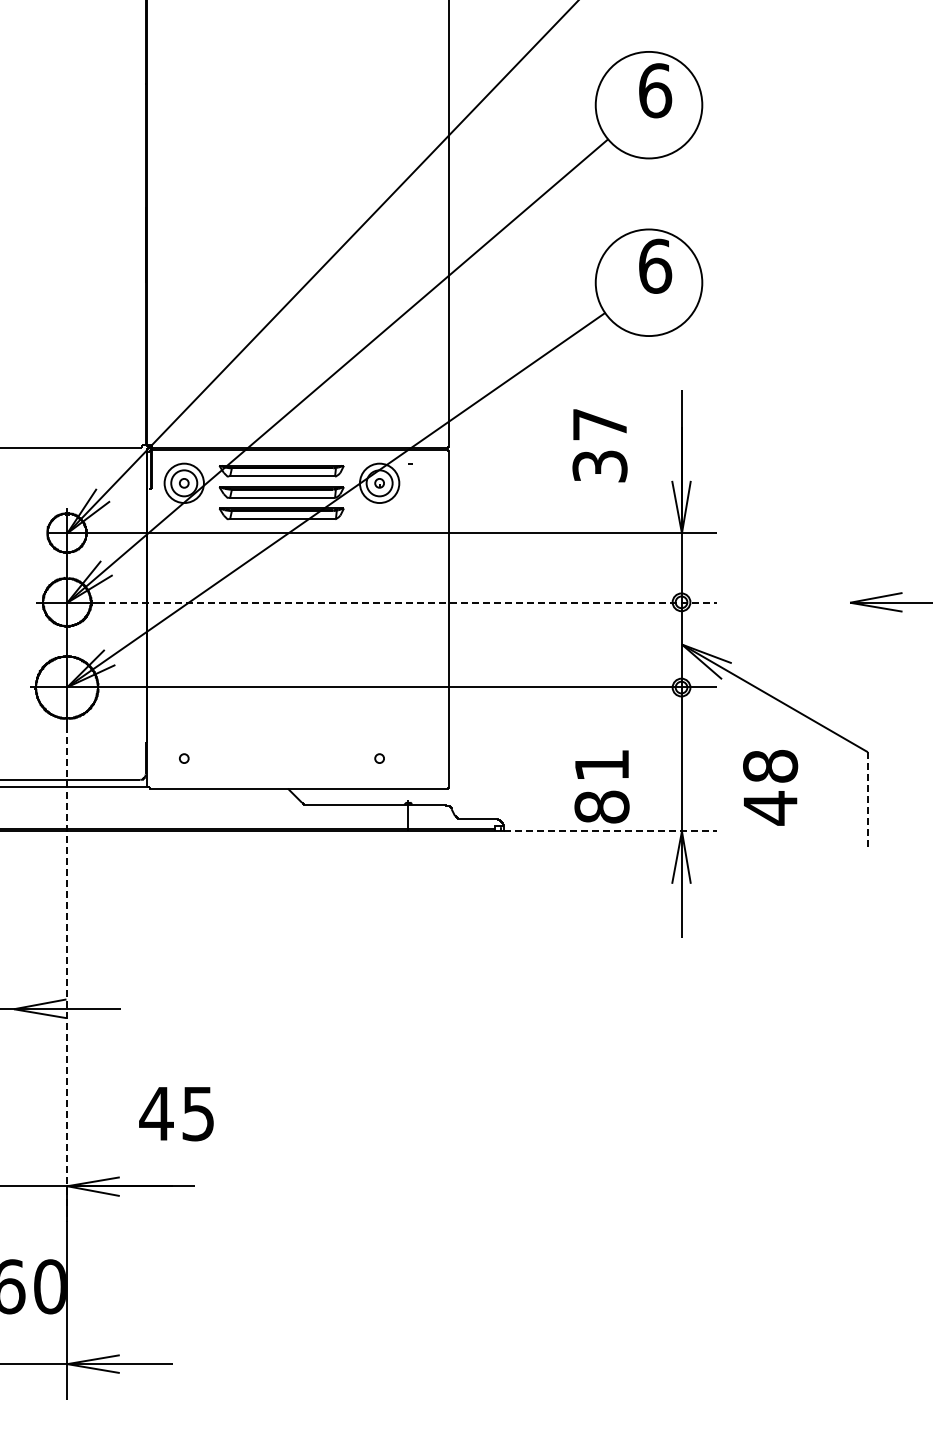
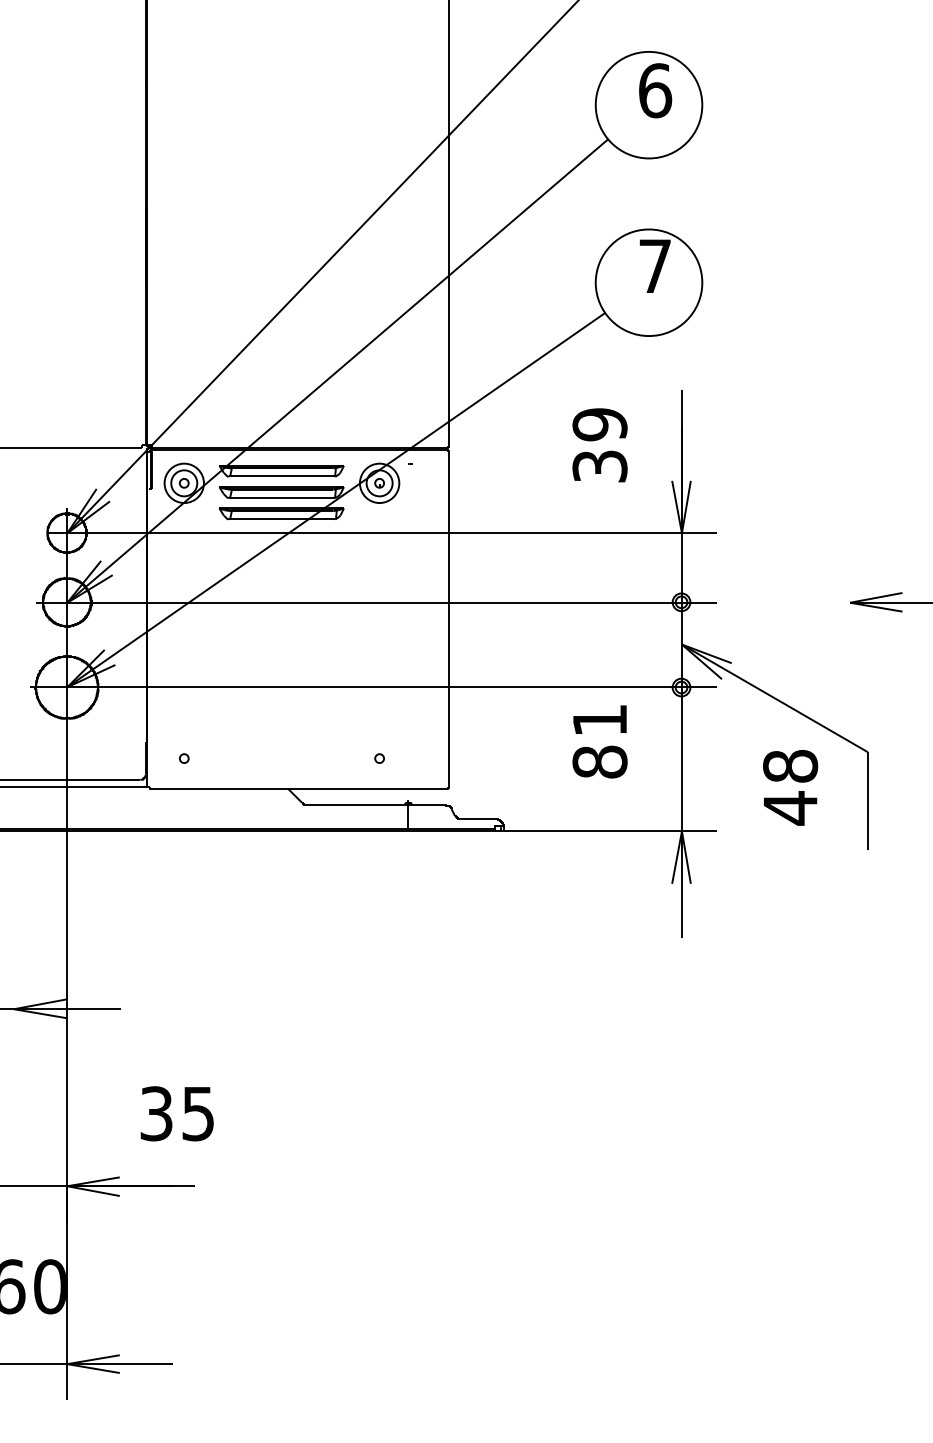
text: 6 -> 7 (655, 265)
text: 37 -> 39 (599, 424)
line: dashed -> solid (407, 602)
text position: (601, 786) -> (599, 741) (599, 741)
text position: (770, 787) -> (790, 787) (790, 787)
line: dashed -> solid (867, 801)
line: dashed -> solid (610, 831)
line: dashed -> solid (67, 974)
text: 45 -> 35 (156, 1113)
